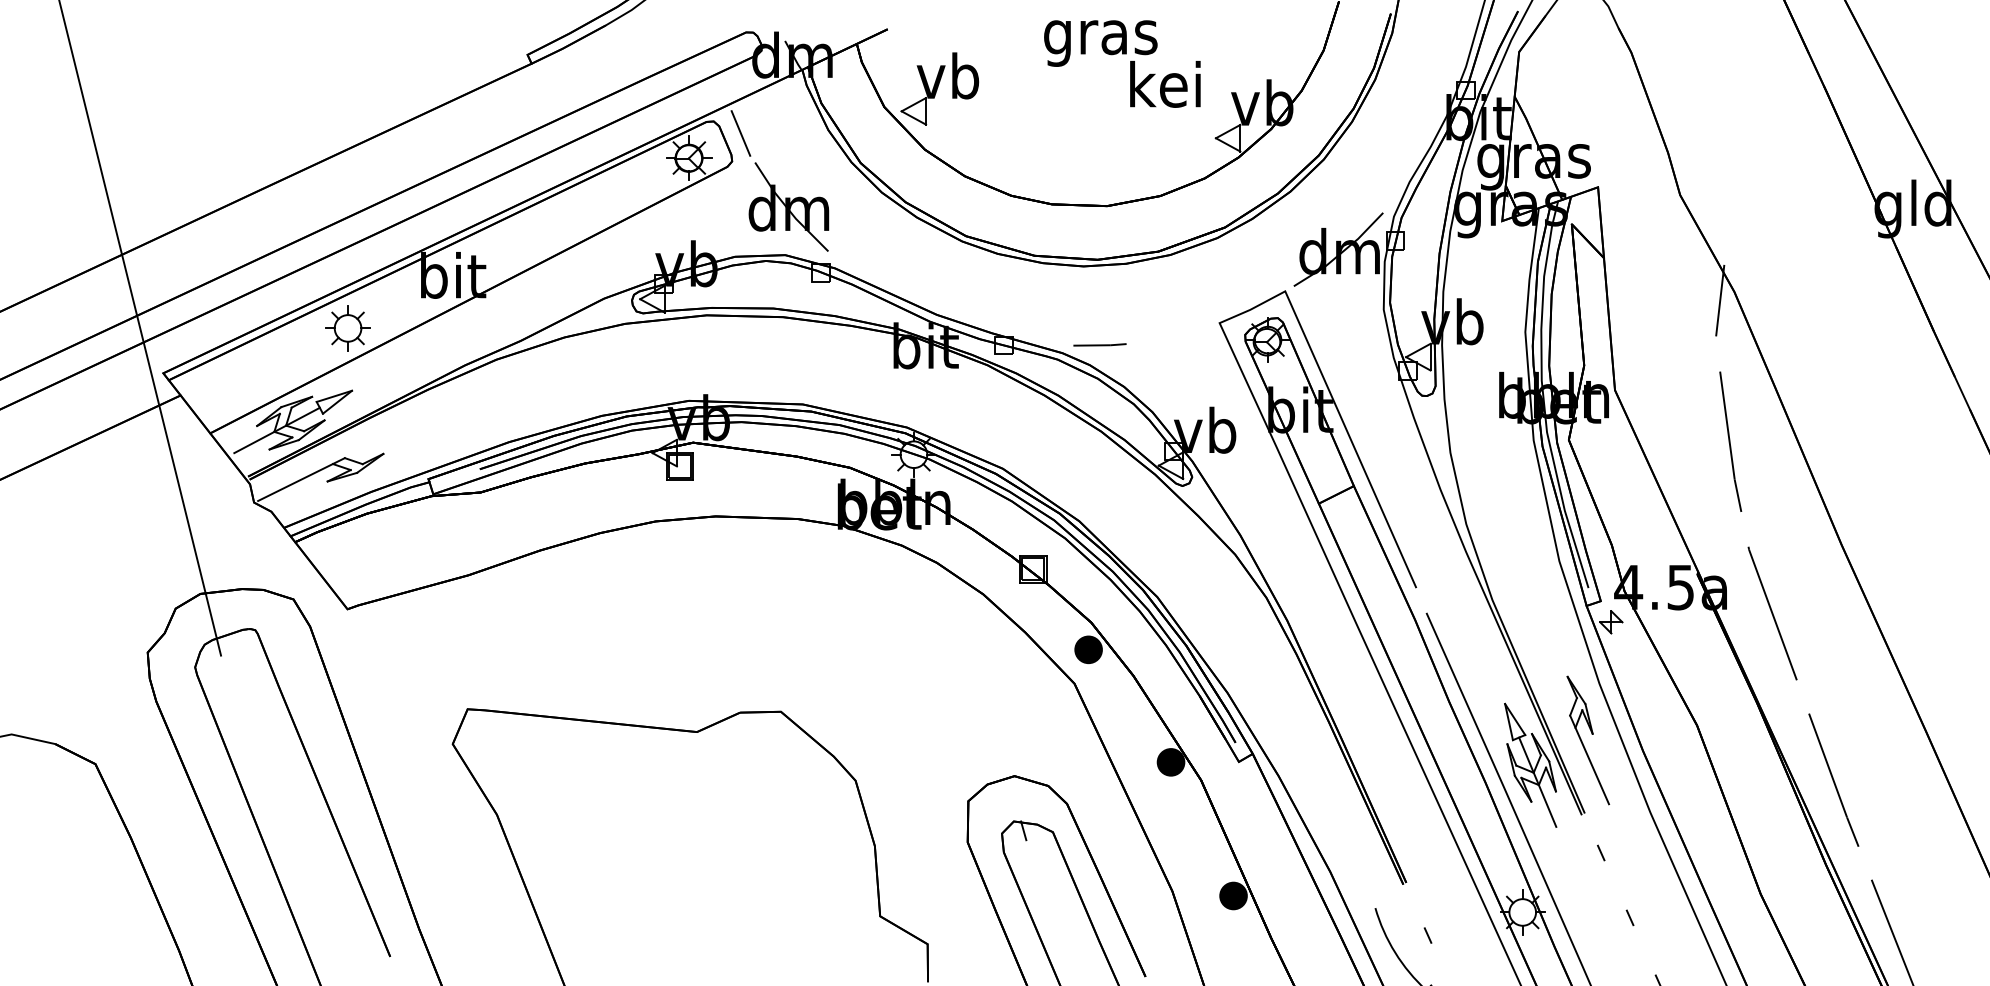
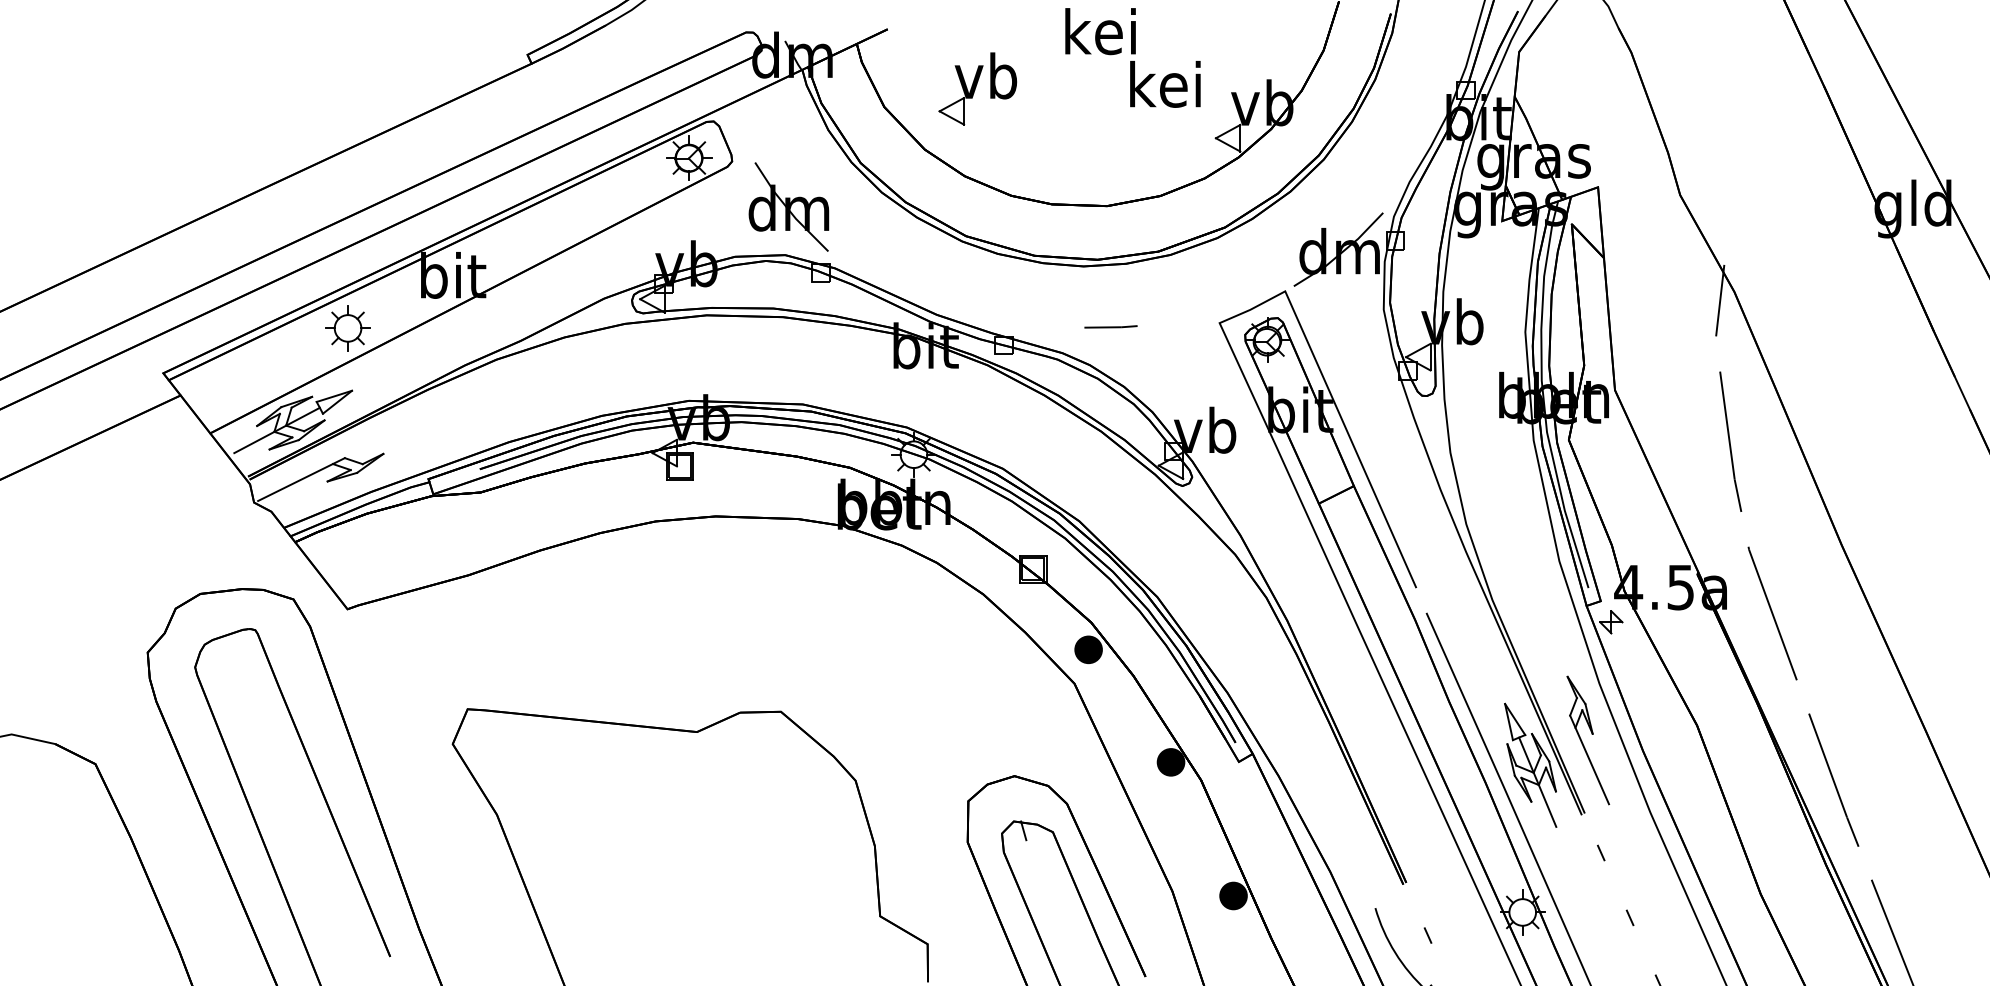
text: gras -> kei (1100, 37)
part position: (939, 88) -> (977, 88) (977, 88)
line: present -> none (740, 133)
line: present -> none (140, 328)
line position: (1099, 344) -> (1110, 326) (1110, 326)
